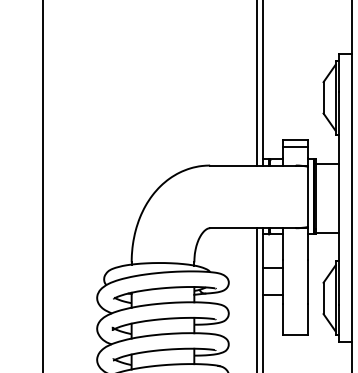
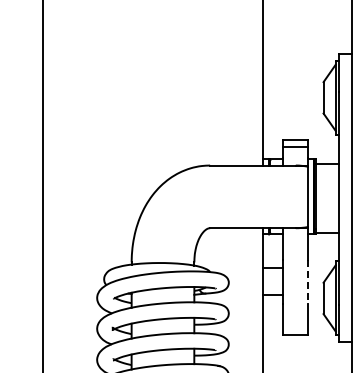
line: present -> none (256, 83)
line: solid -> dashed (307, 282)
line: present -> none (256, 298)
